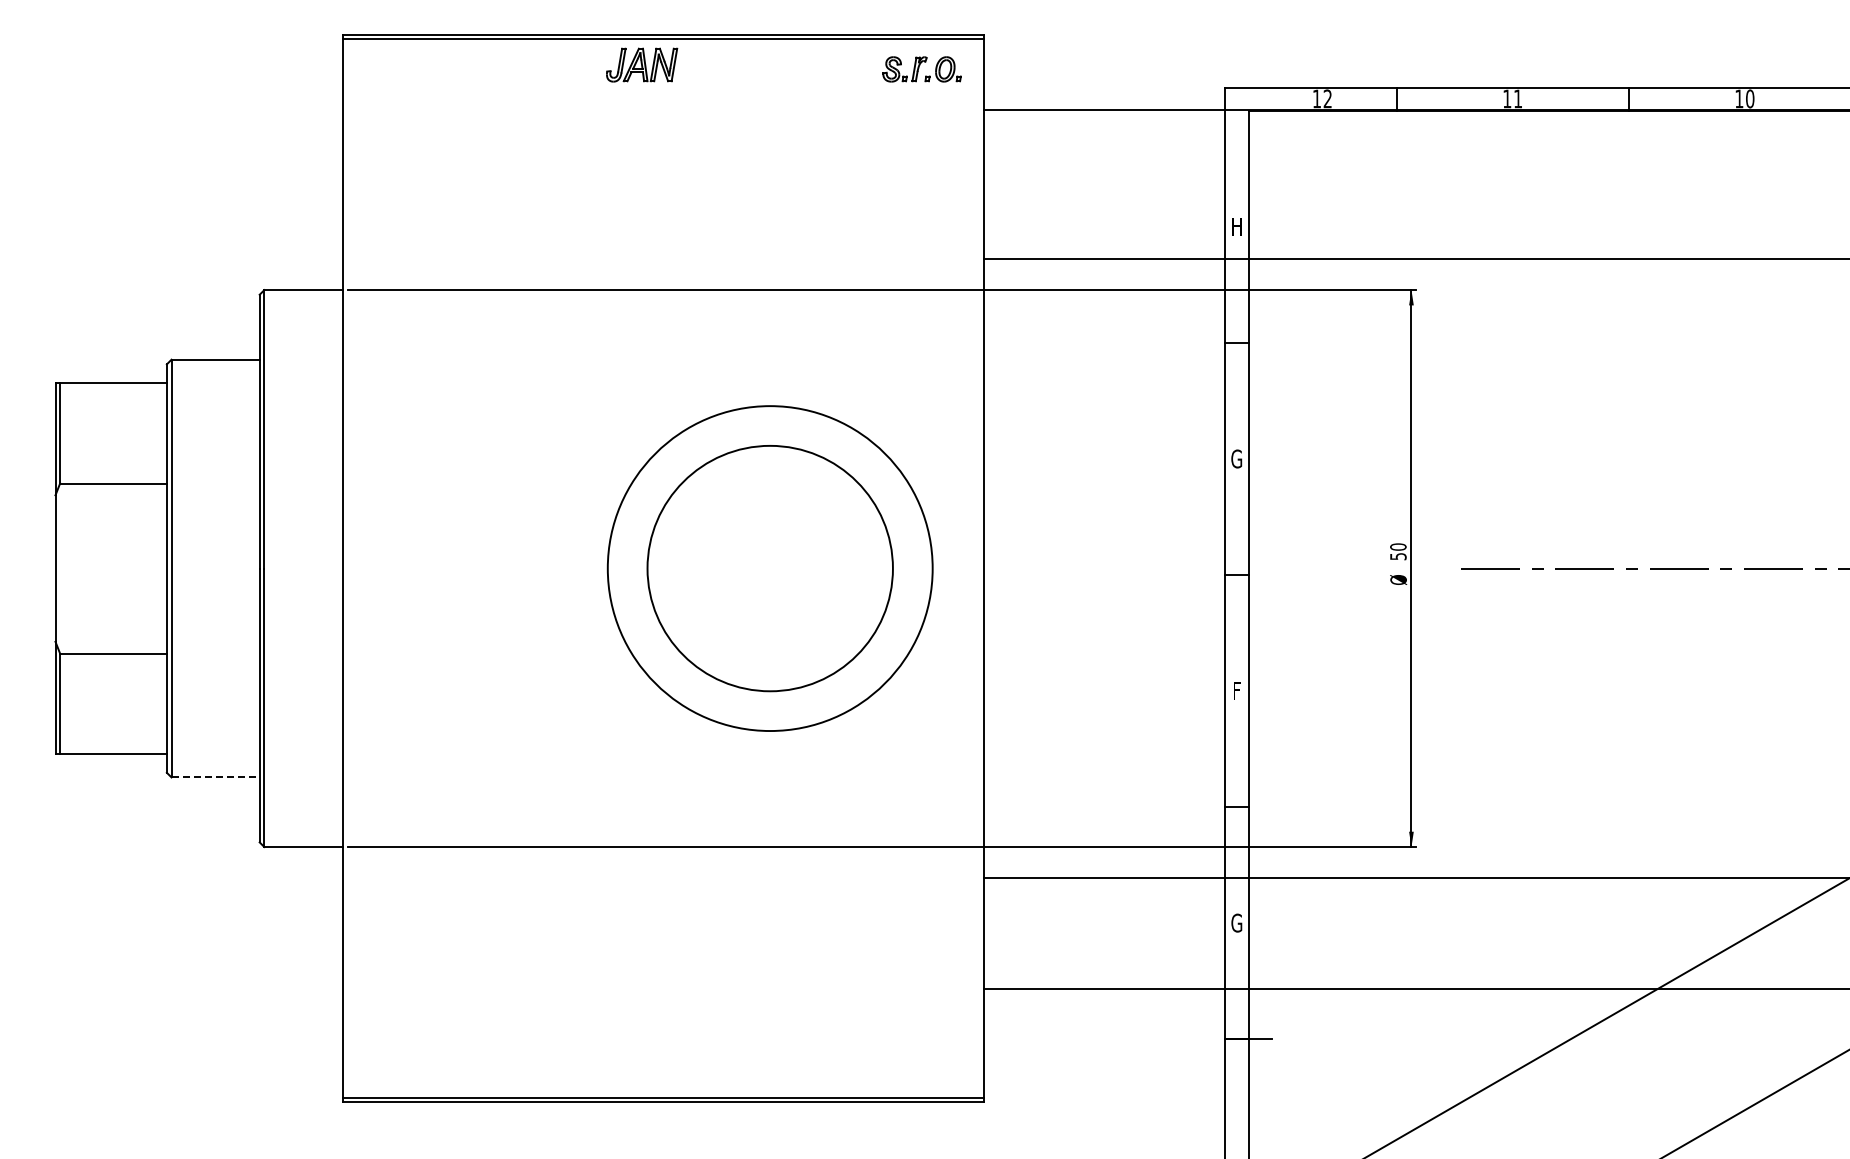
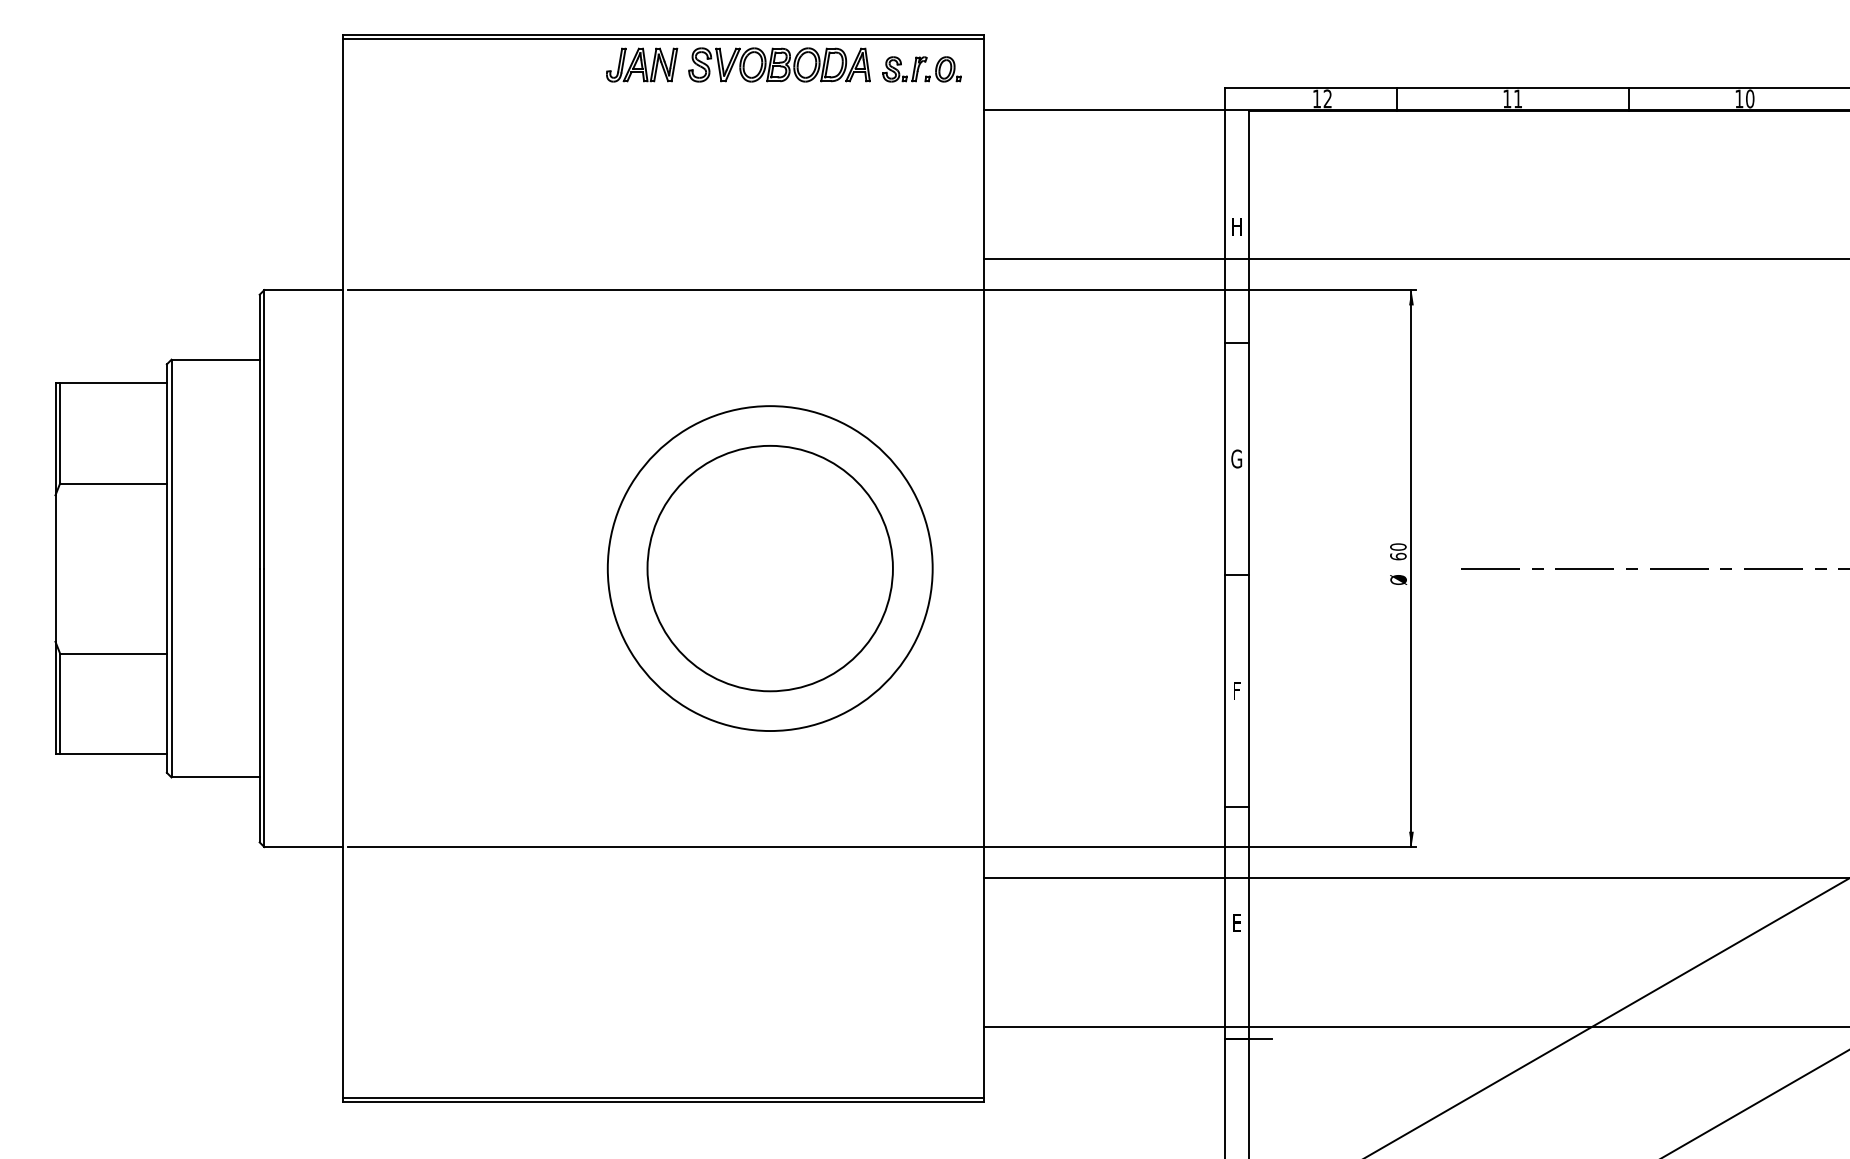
part: none -> present (779, 64)
text: 50 -> 60 (1398, 556)
line: dashed -> solid (216, 777)
text: G -> E (1236, 922)
line position: (1414, 988) -> (1414, 1026) (1414, 1026)
